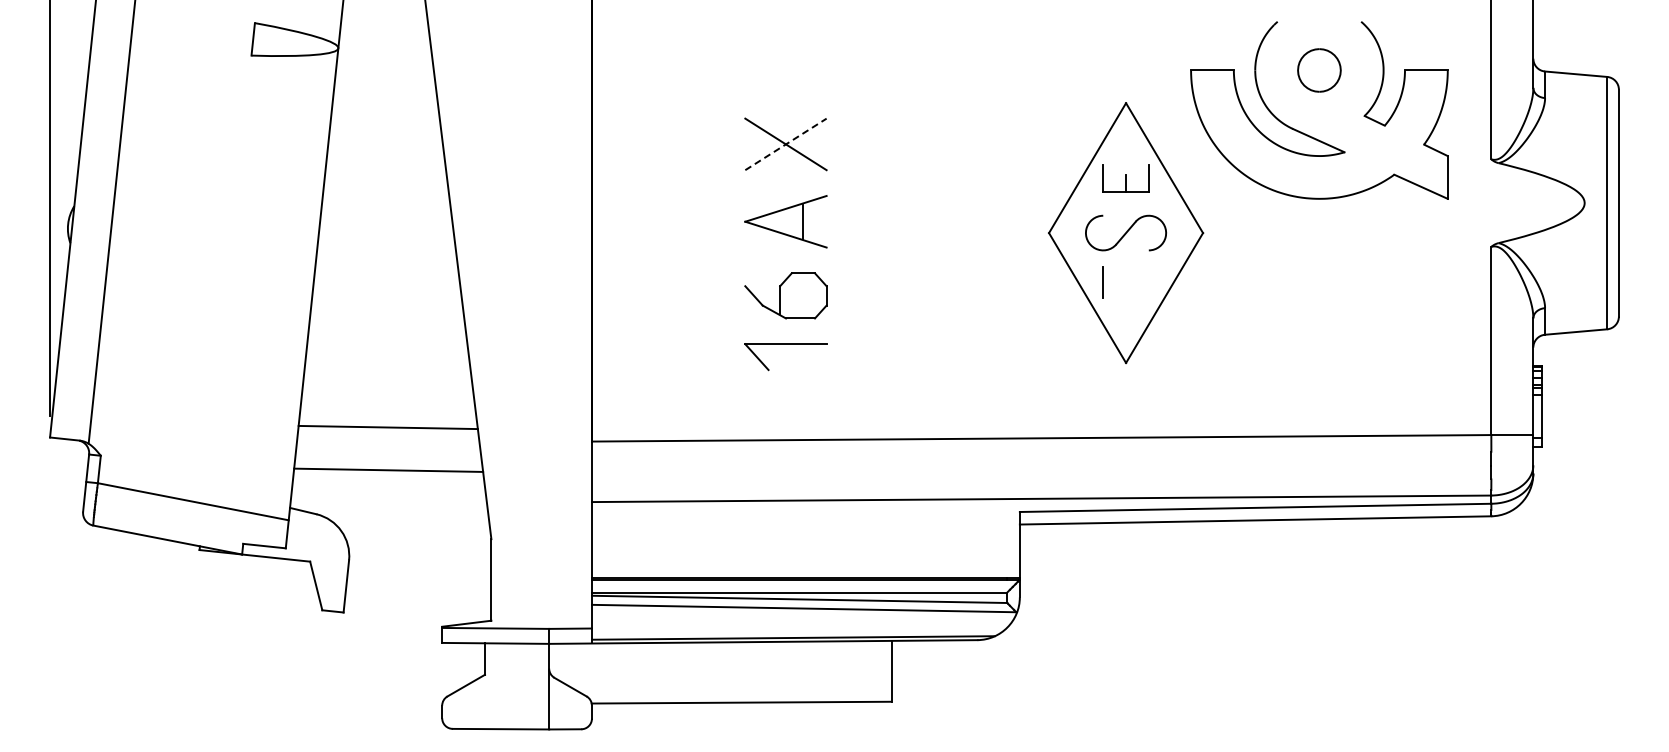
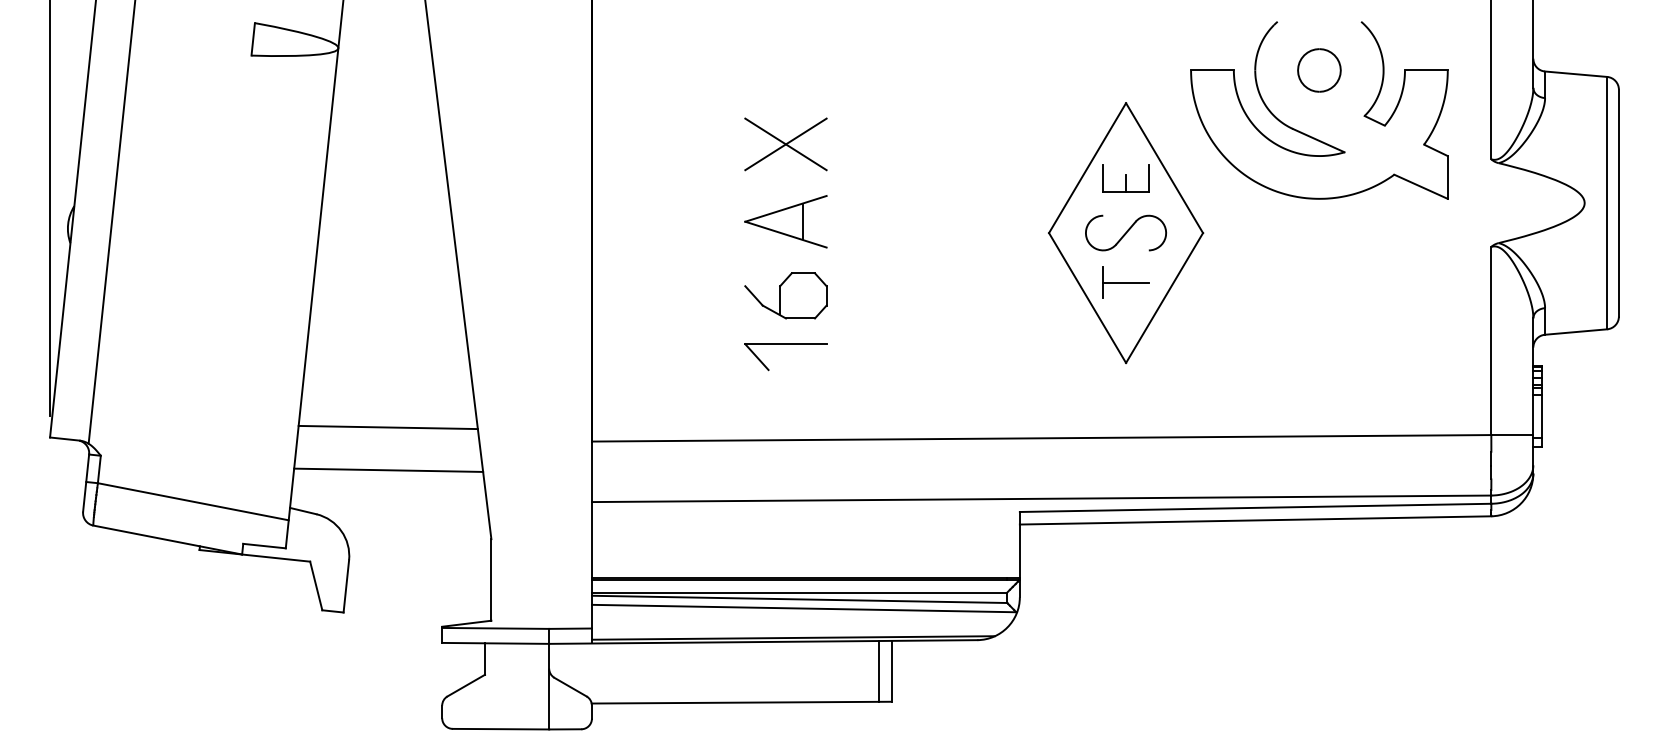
line: dashed -> solid (786, 144)
line: none -> present (1125, 282)
line: none -> present (878, 671)
